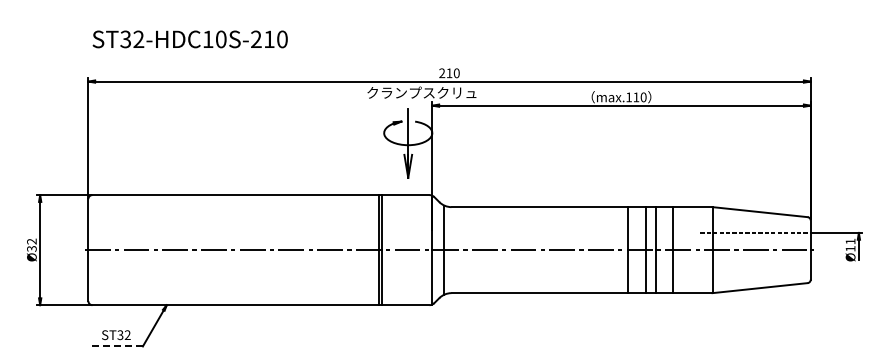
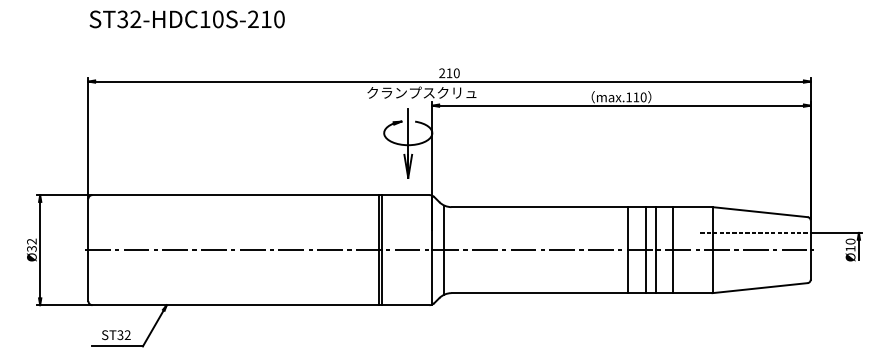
text position: (189, 39) -> (186, 19) (186, 19)
text: 11 -> 10 (850, 241)
line: dashed -> solid (117, 346)
